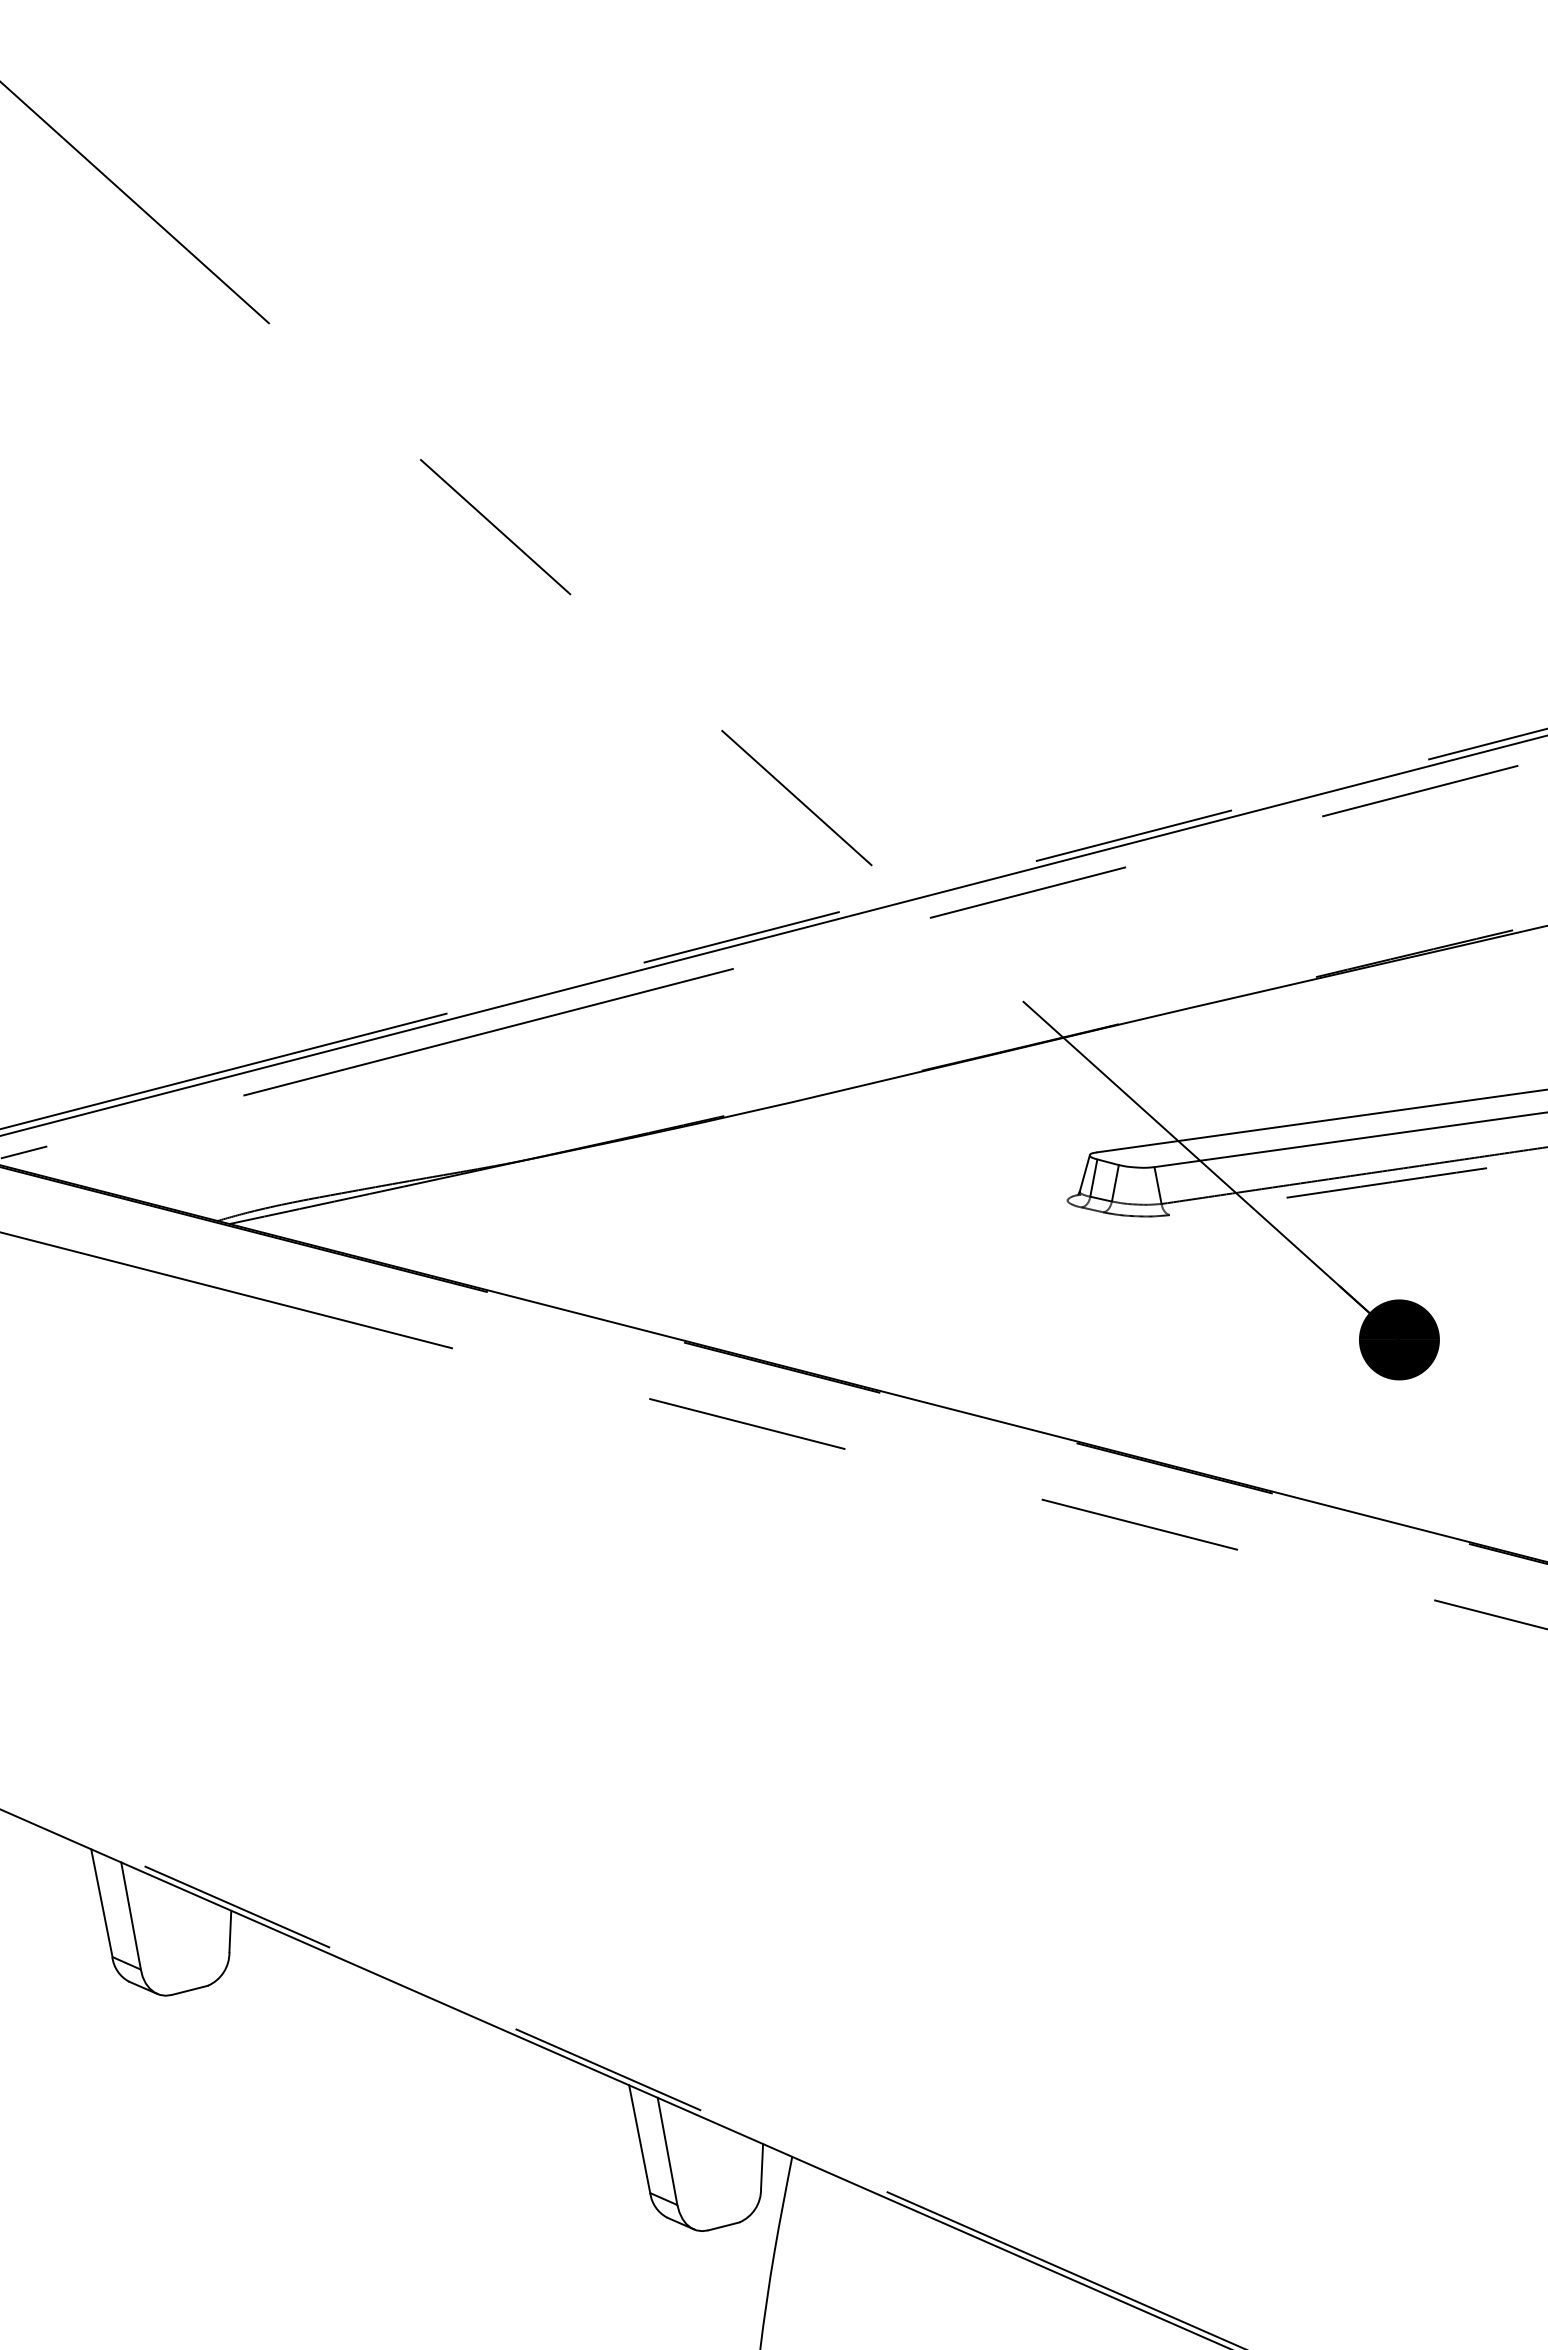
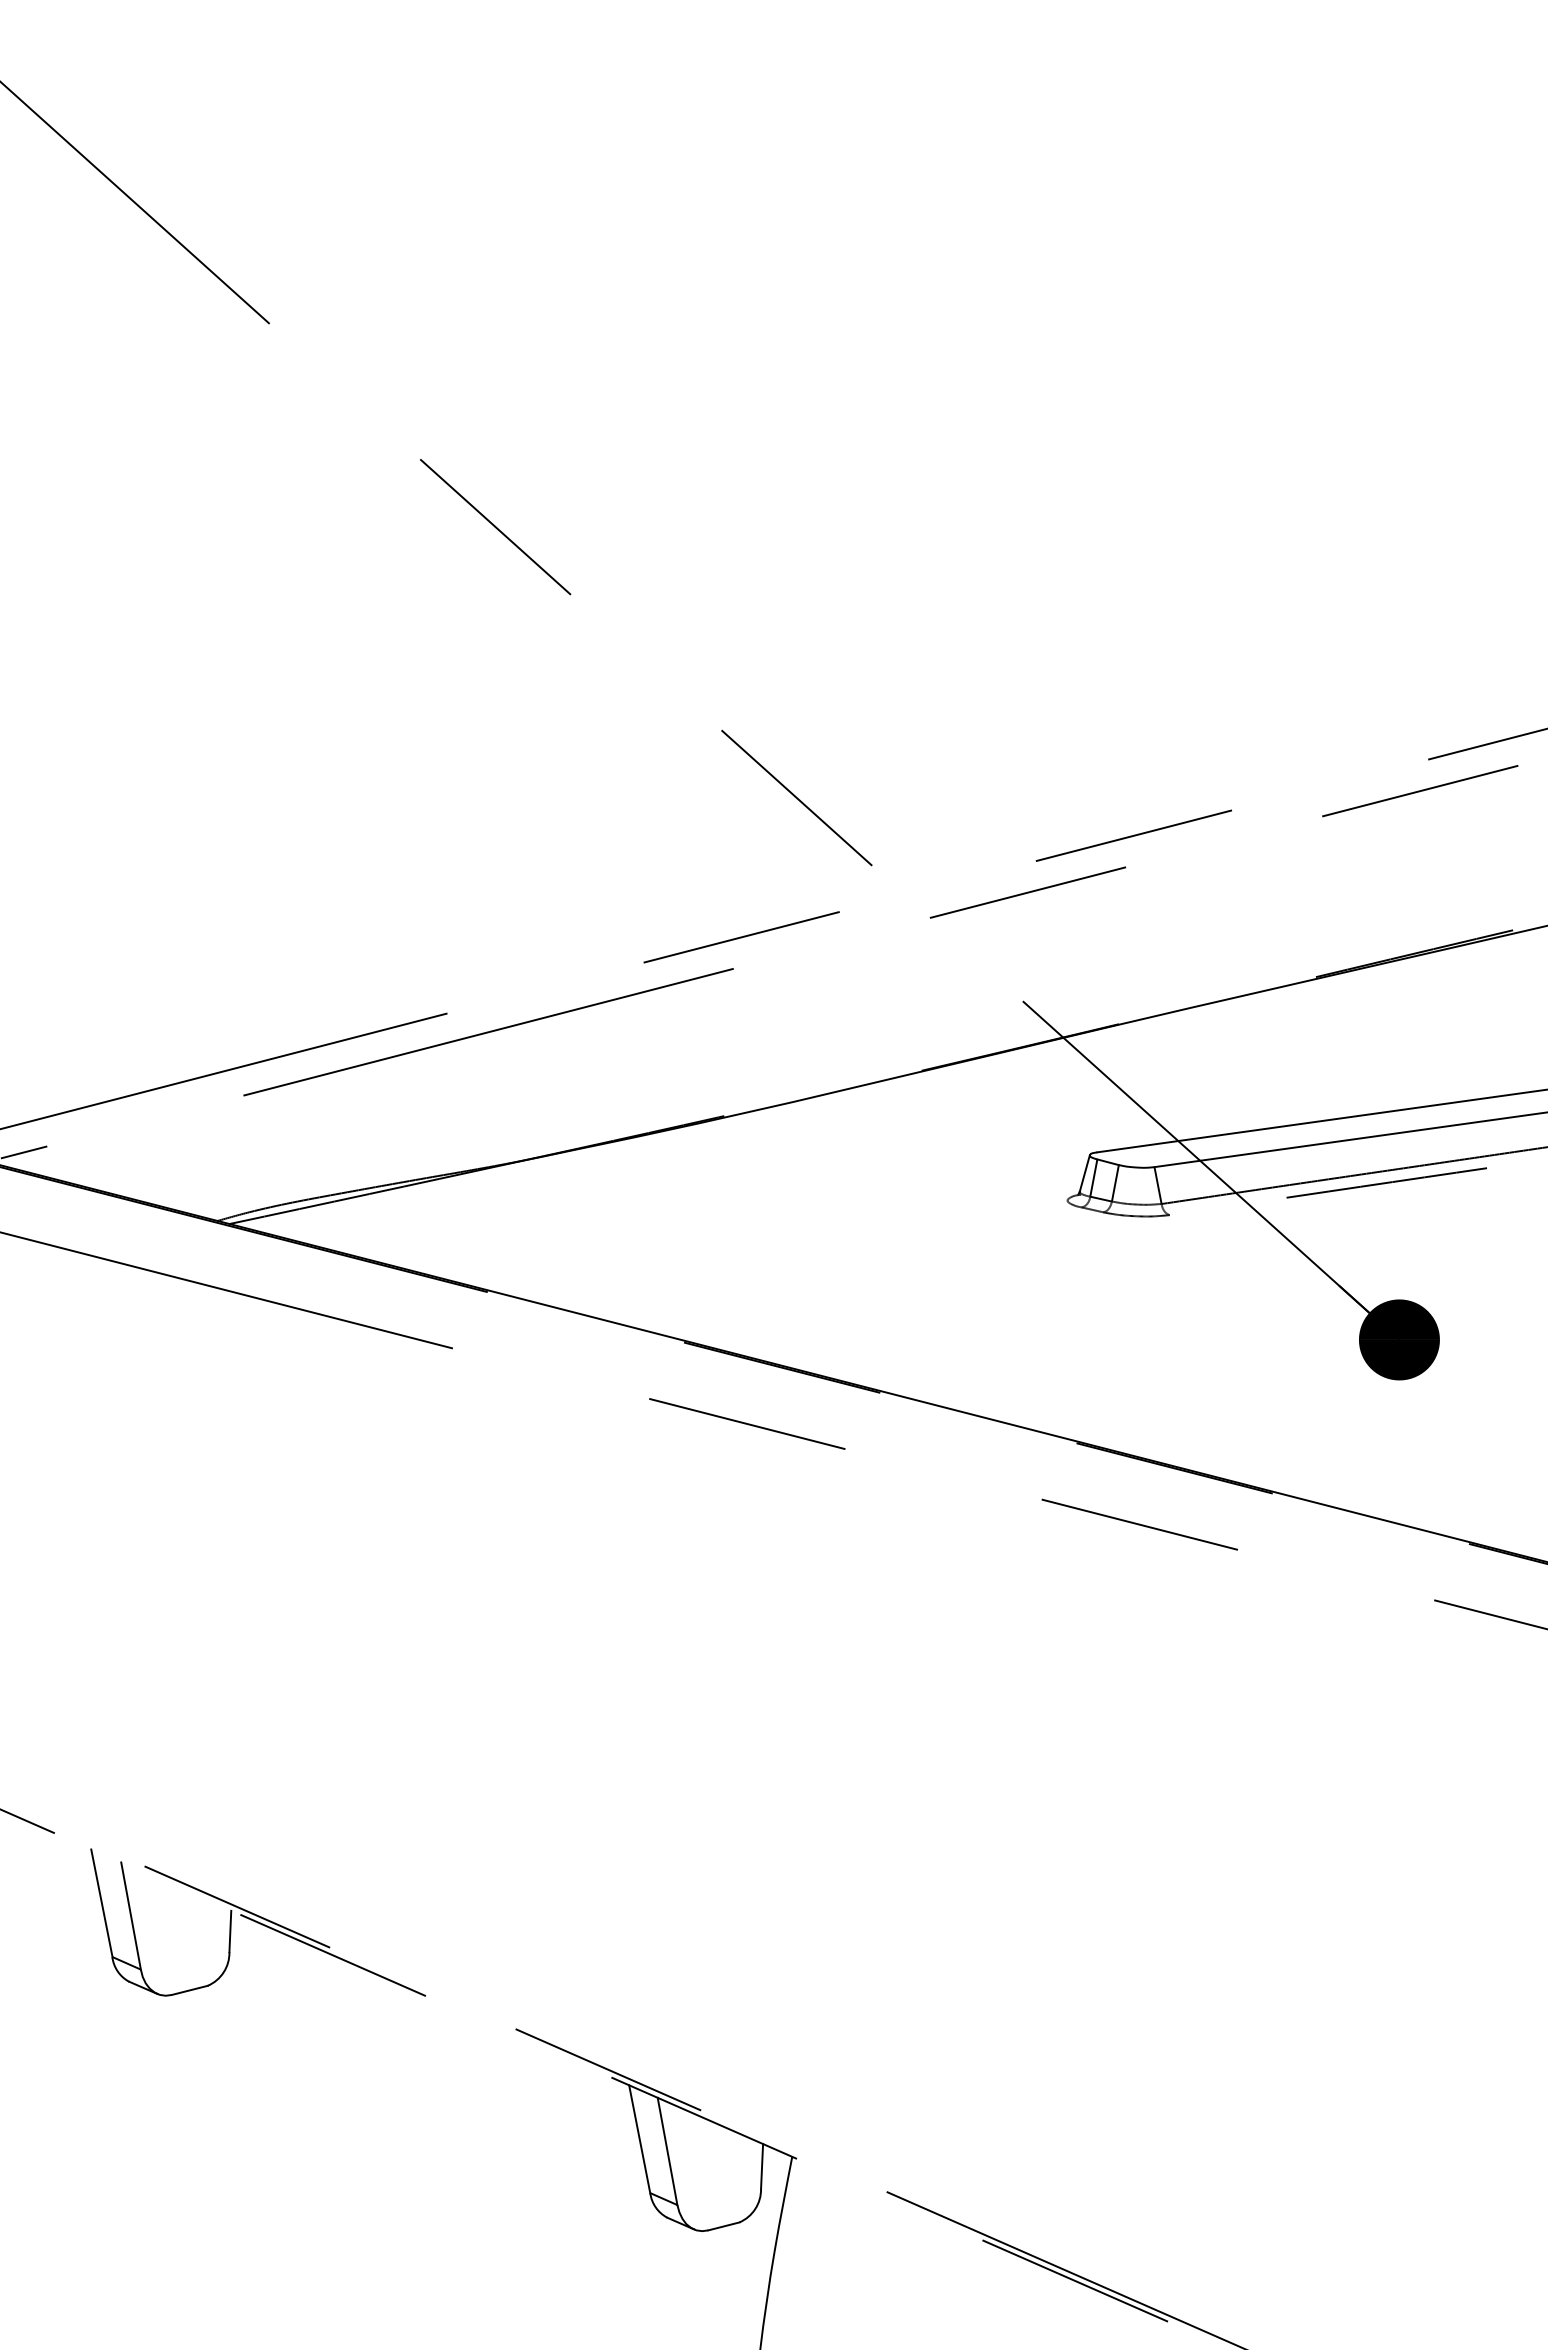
line: present -> none (773, 935)
line: solid -> dashed (616, 2079)
